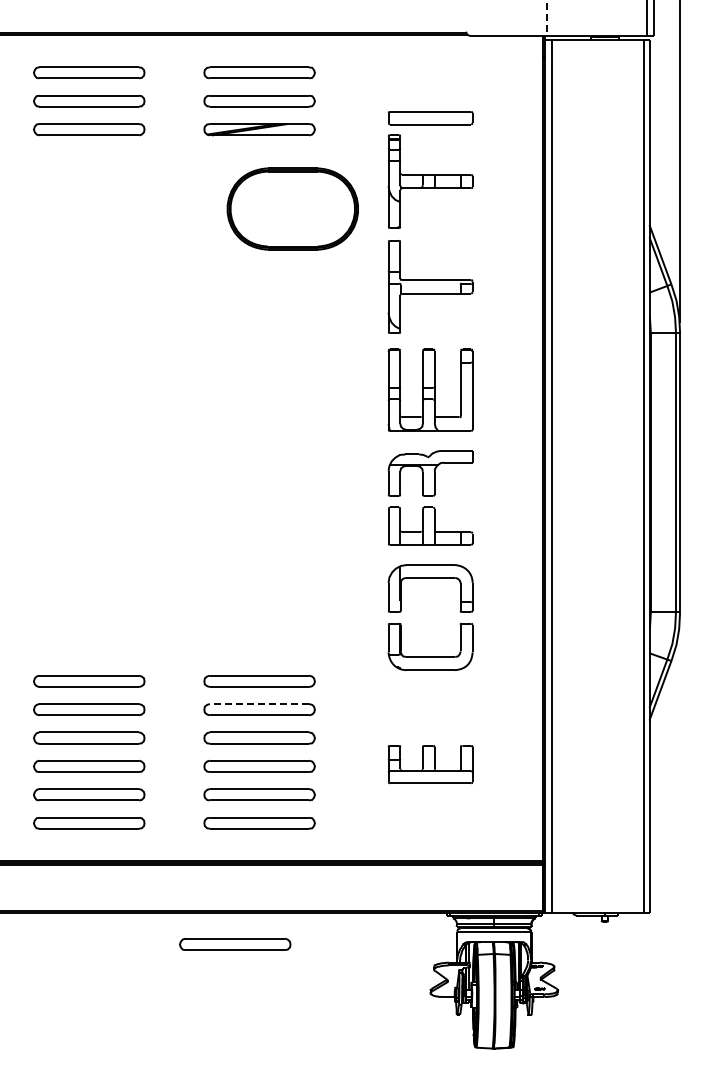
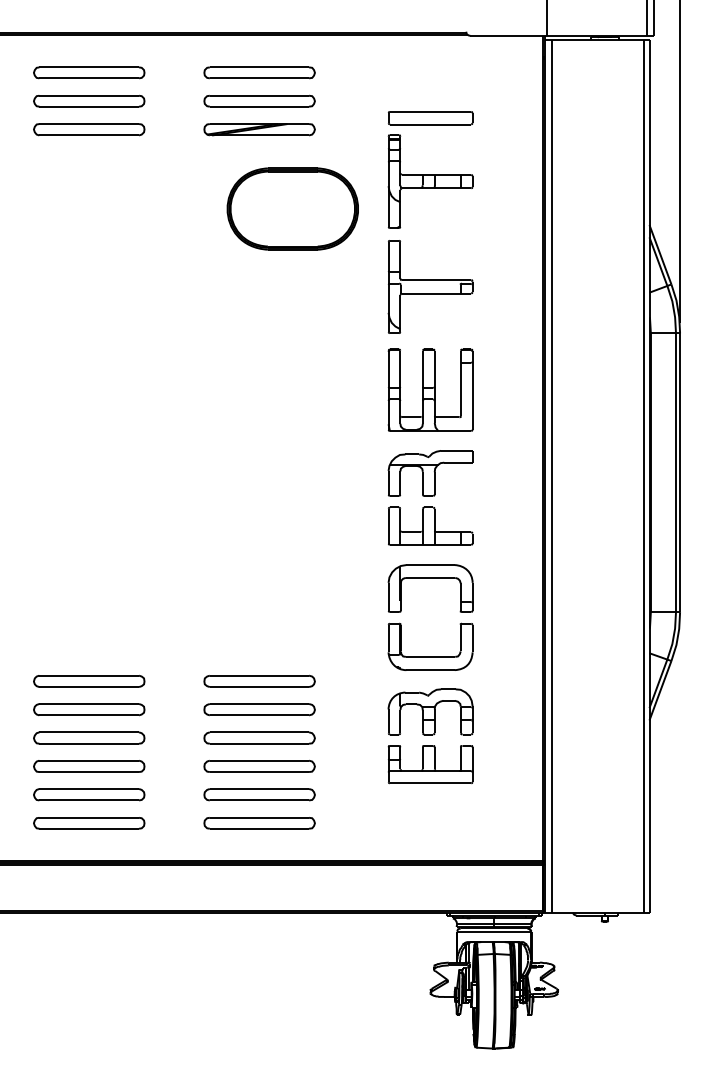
line: dashed -> solid (547, 18)
line: dashed -> solid (259, 703)
part: none -> present (430, 711)
part: present -> none (235, 944)
